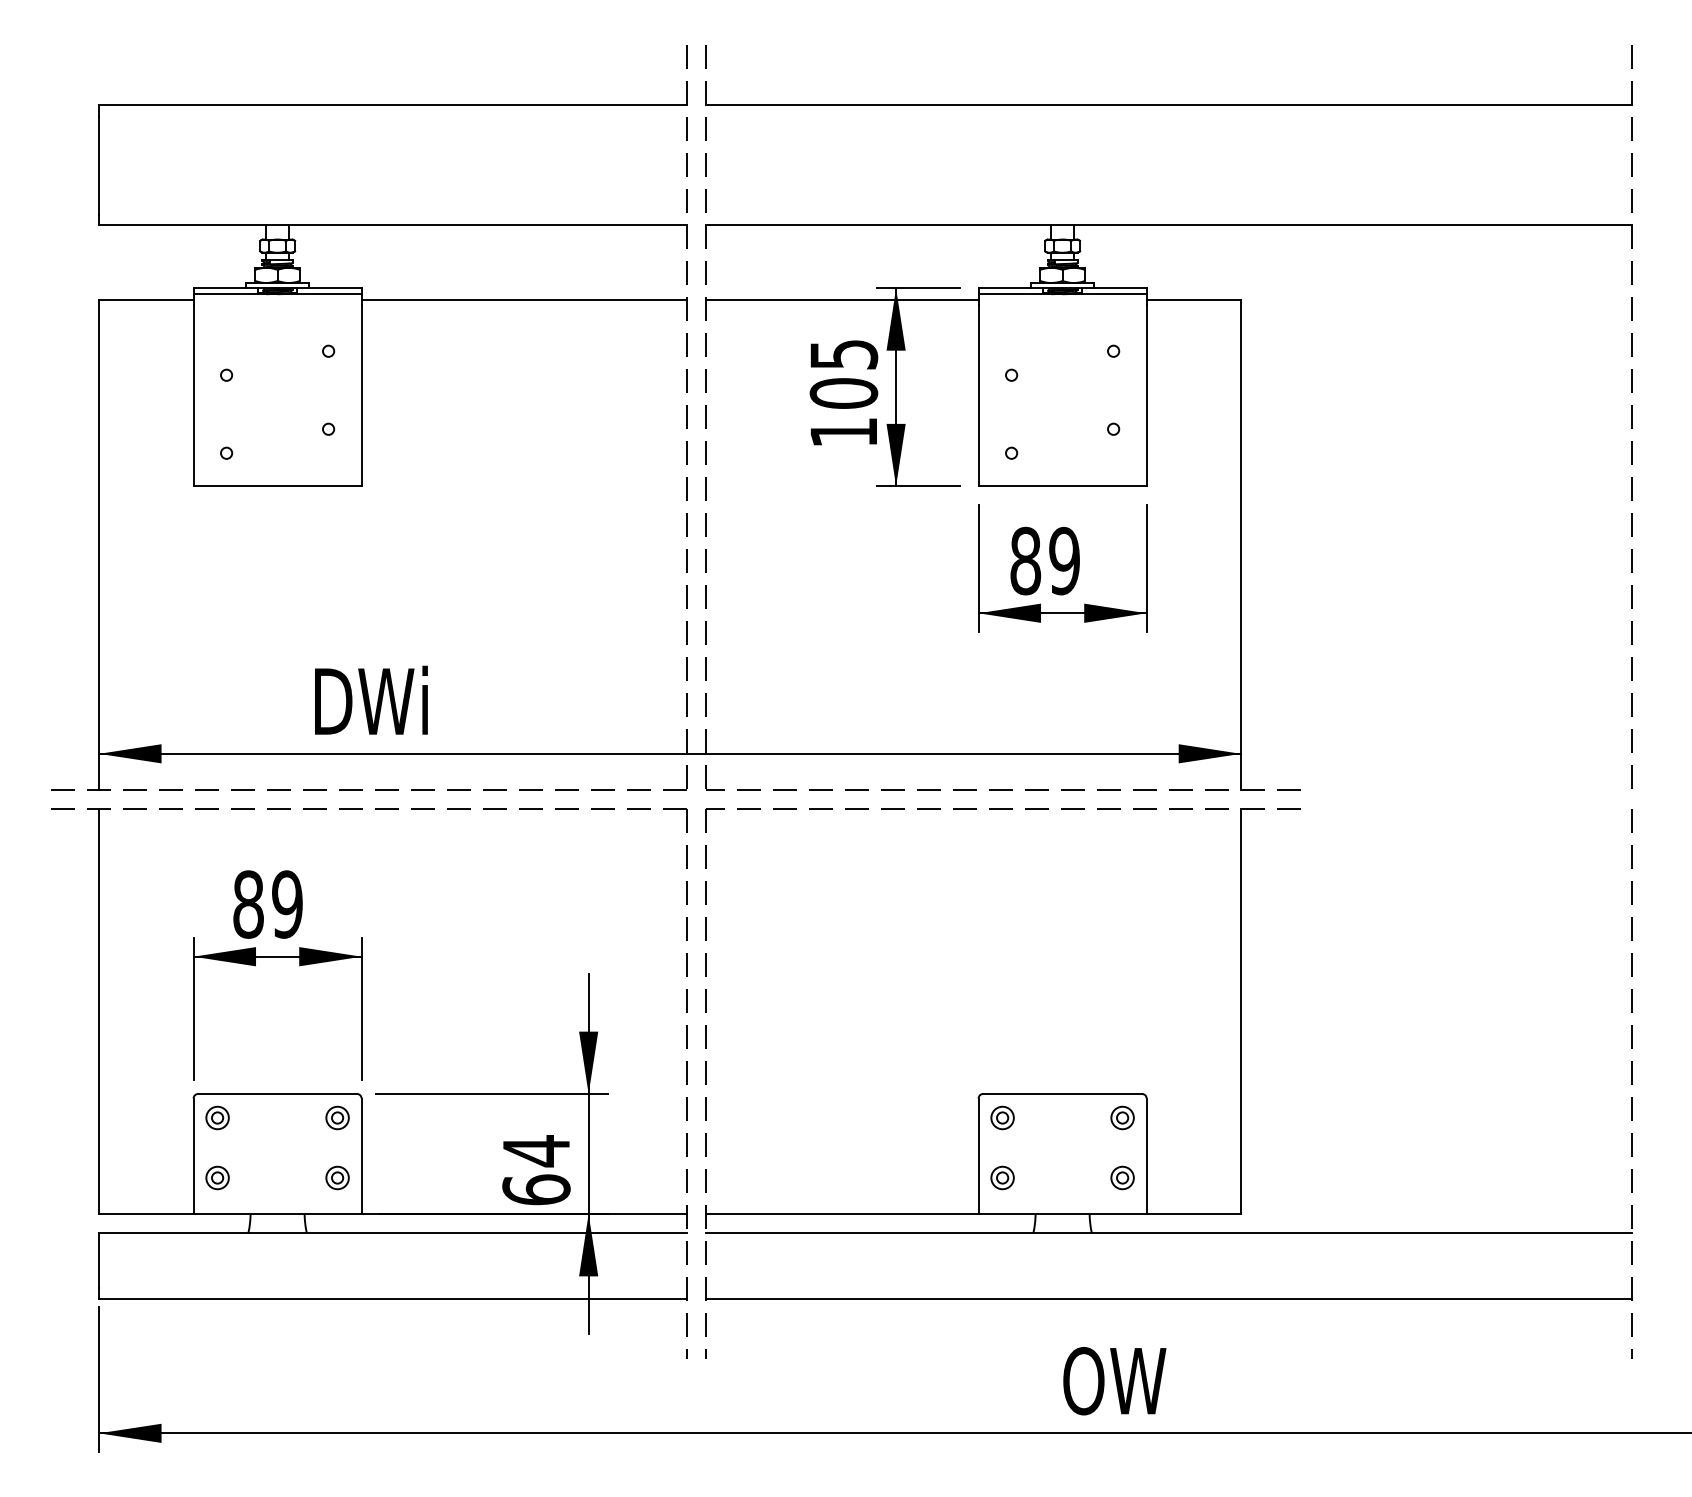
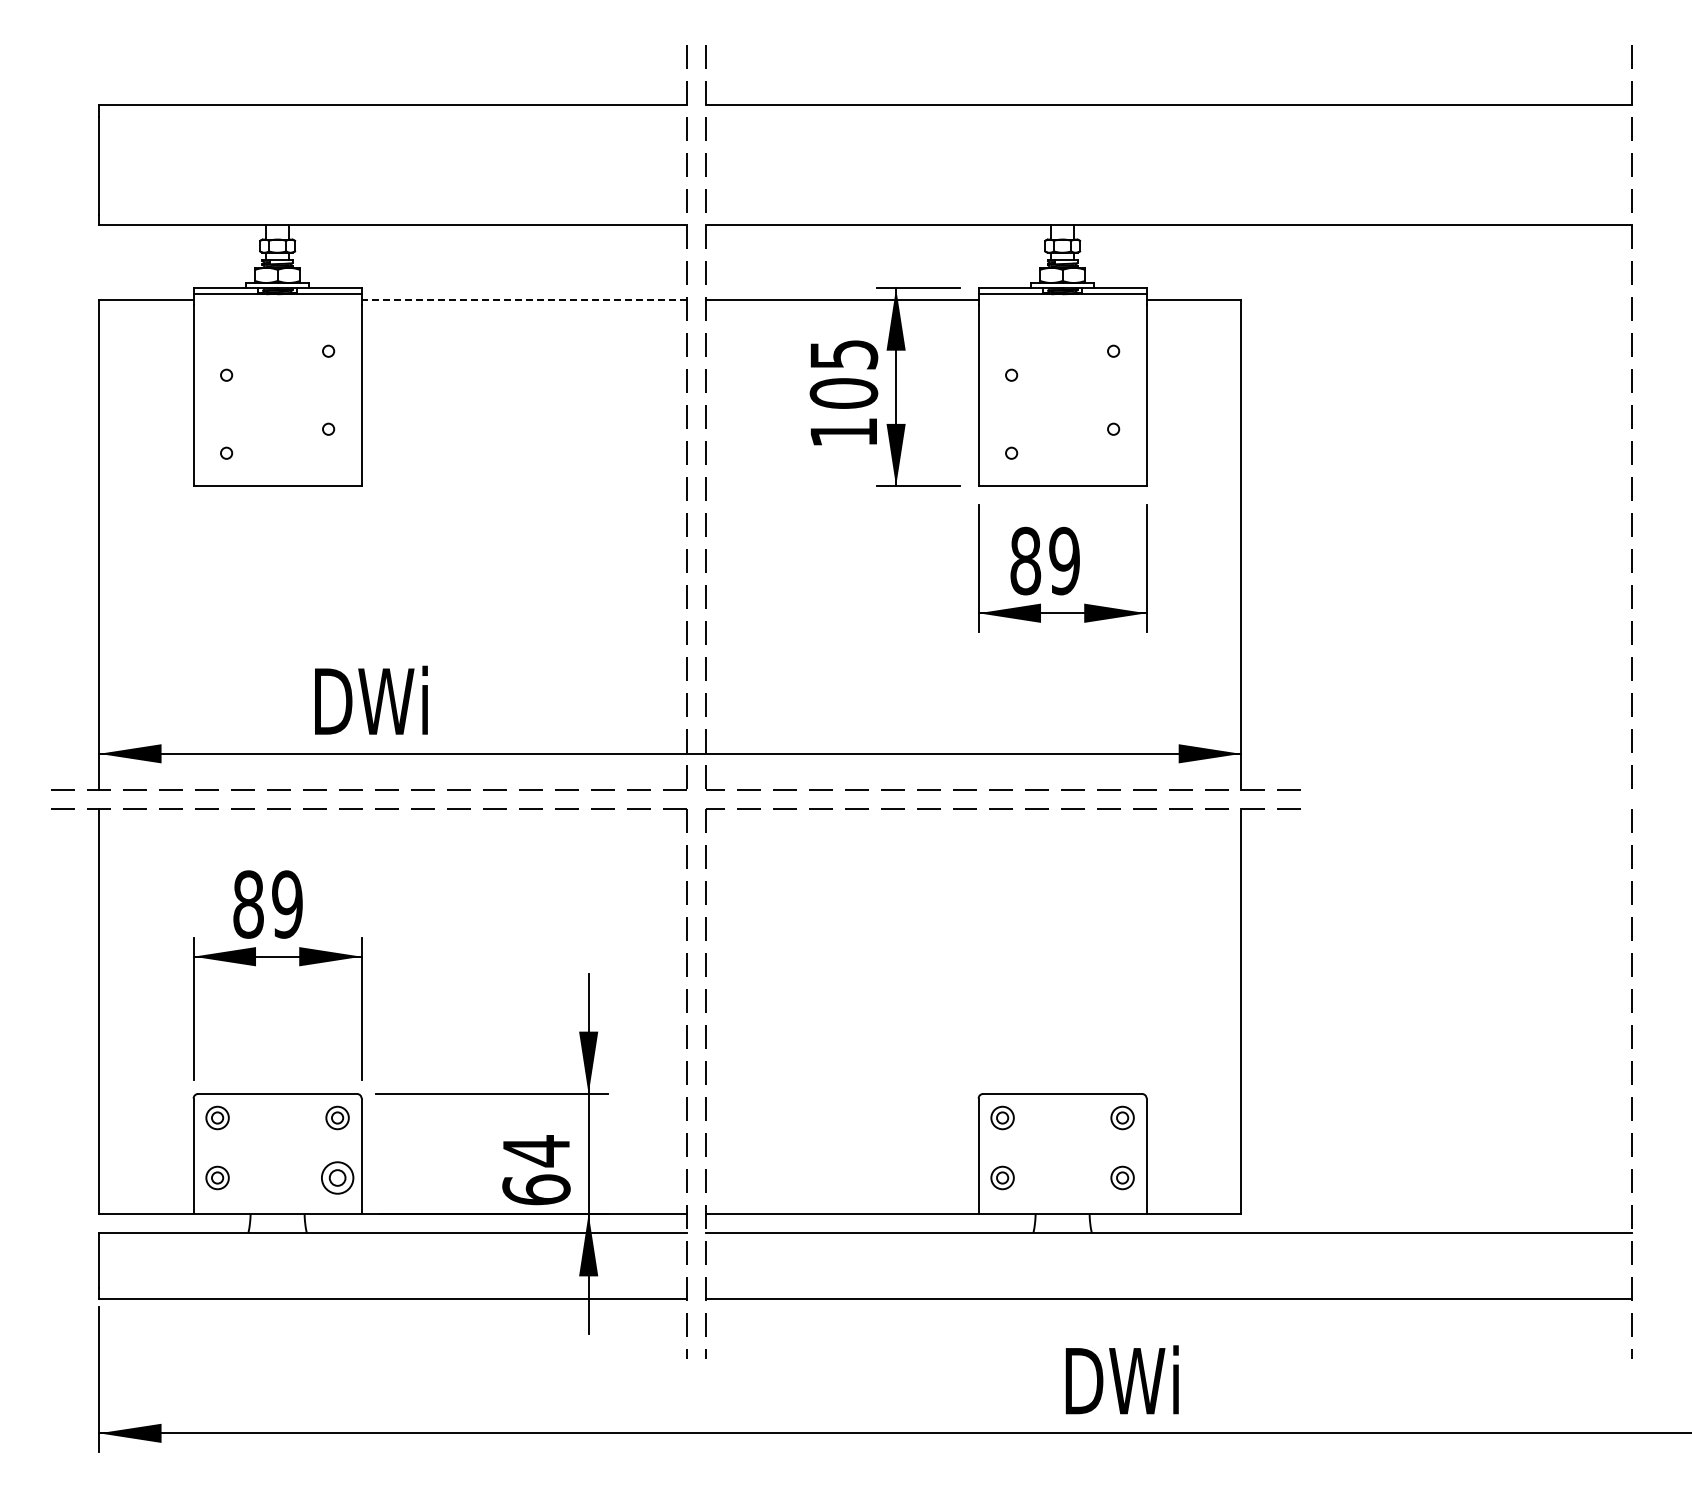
line: solid -> dashed (524, 300)
part size: 25x26 px -> 34x34 px (337, 1177)
text: OW -> DWi (1120, 1380)
